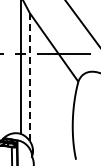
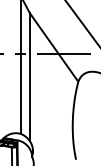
line: dashed -> solid (29, 77)
